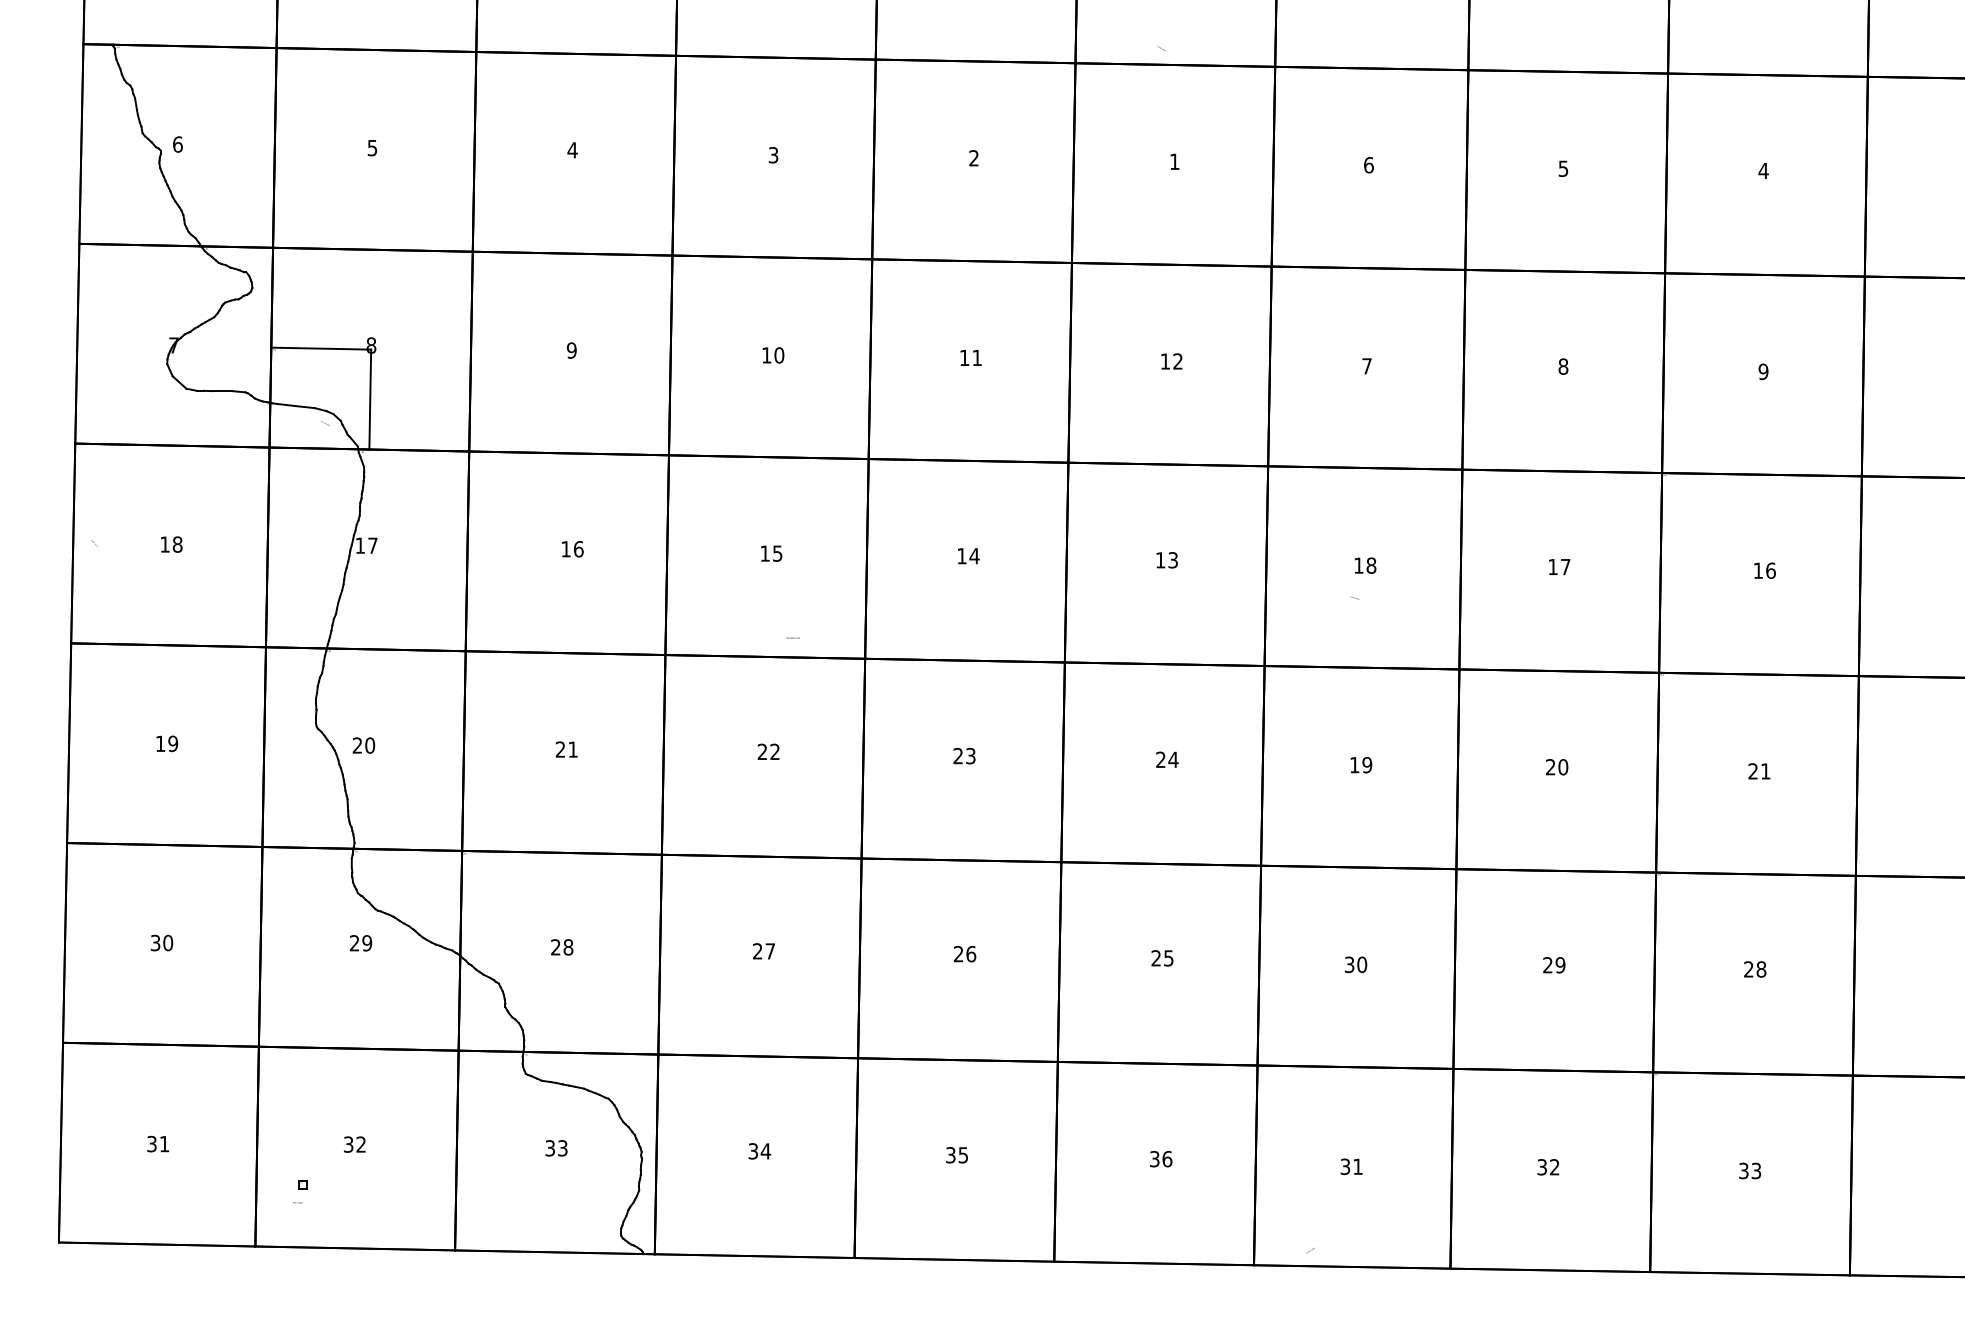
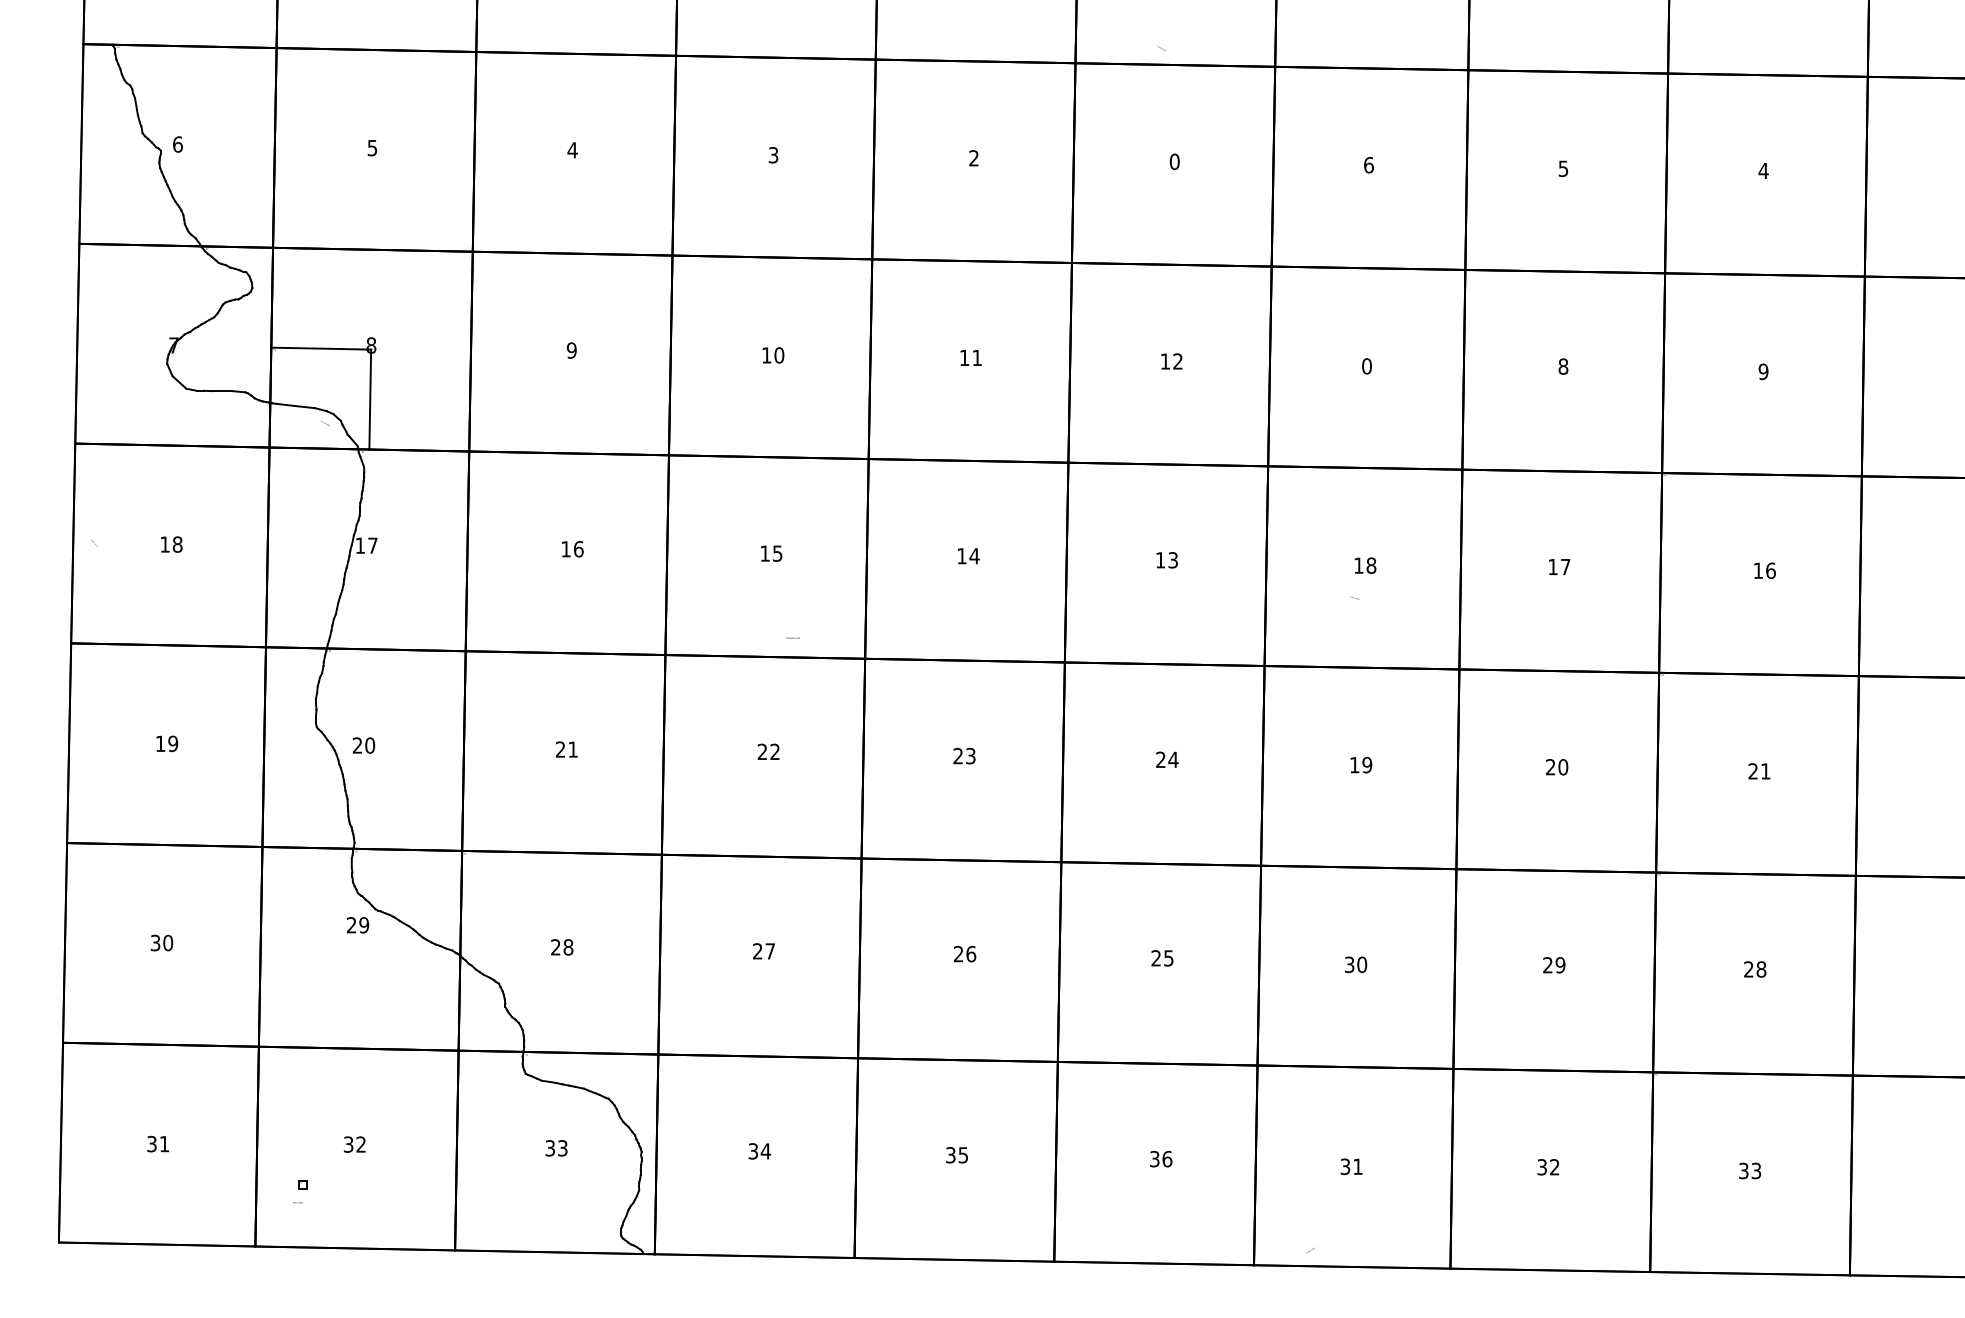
text: 1 -> 0 (1174, 161)
text: 7 -> 0 (1366, 366)
text position: (360, 943) -> (357, 925) (357, 925)
